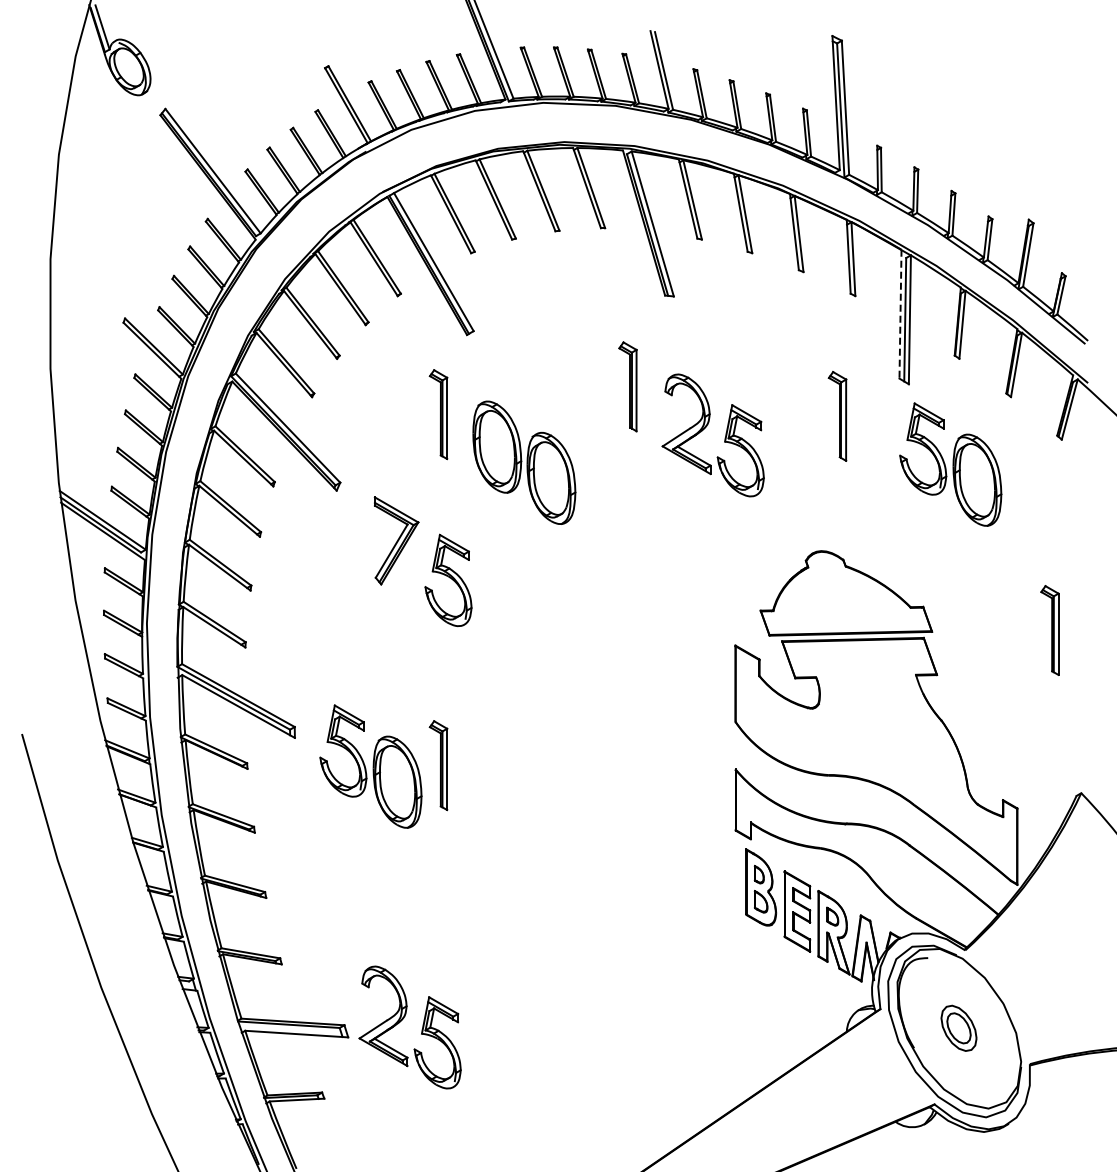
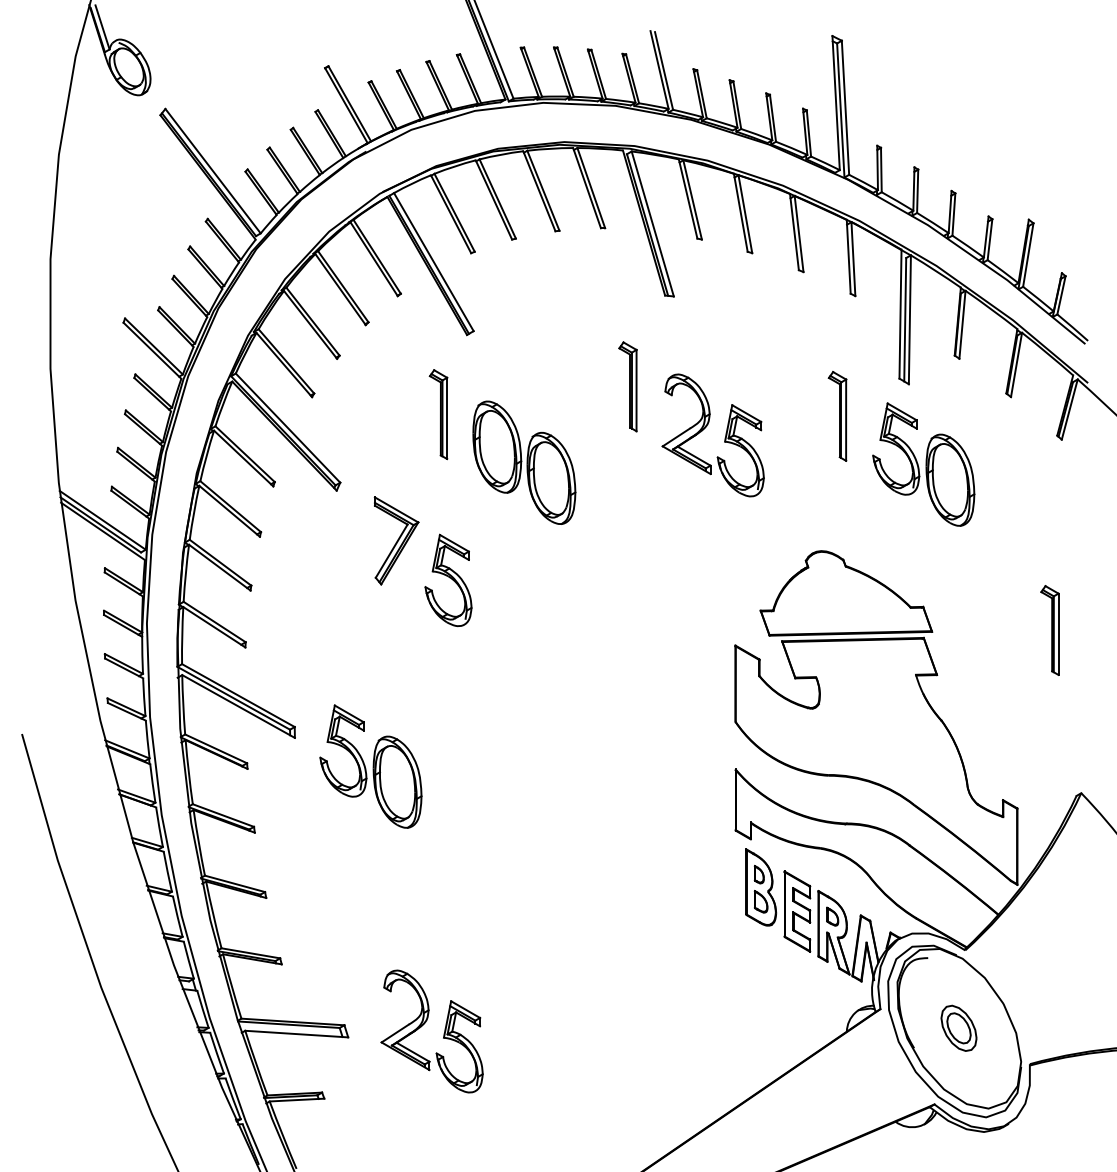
line: dashed -> solid (900, 314)
part position: (950, 464) -> (923, 464) (923, 464)
part: present -> none (438, 765)
part position: (402, 1020) -> (424, 1024) (424, 1024)
